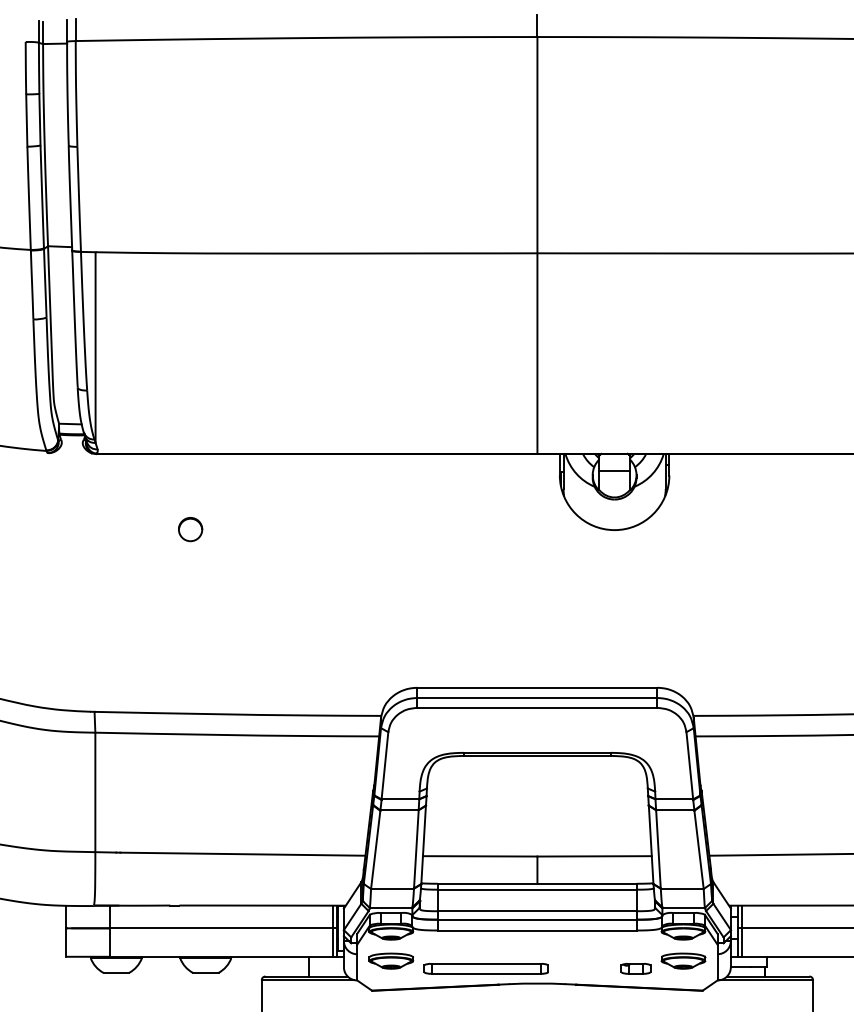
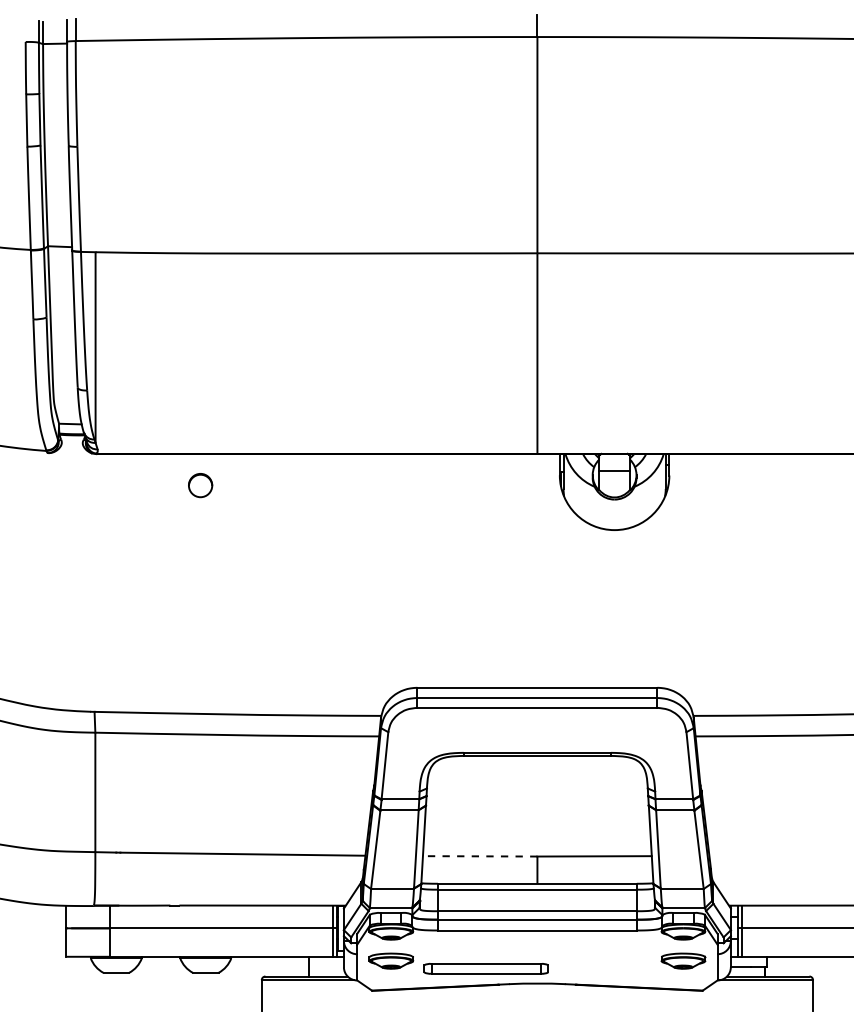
circle position: (190, 529) -> (200, 485) (200, 485)
line: present -> none (779, 854)
line: solid -> dashed (479, 856)
part: present -> none (635, 968)
